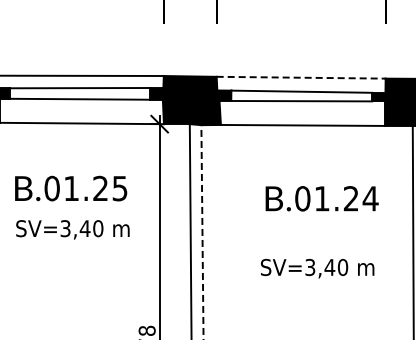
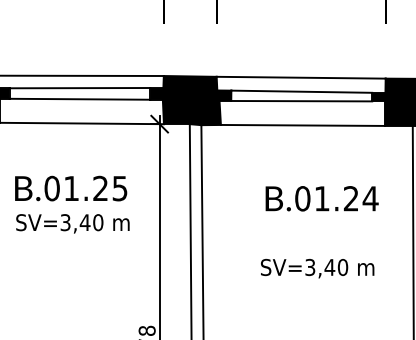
line: dashed -> solid (301, 77)
text position: (72, 229) -> (72, 223) (72, 223)
line: dashed -> solid (202, 232)
